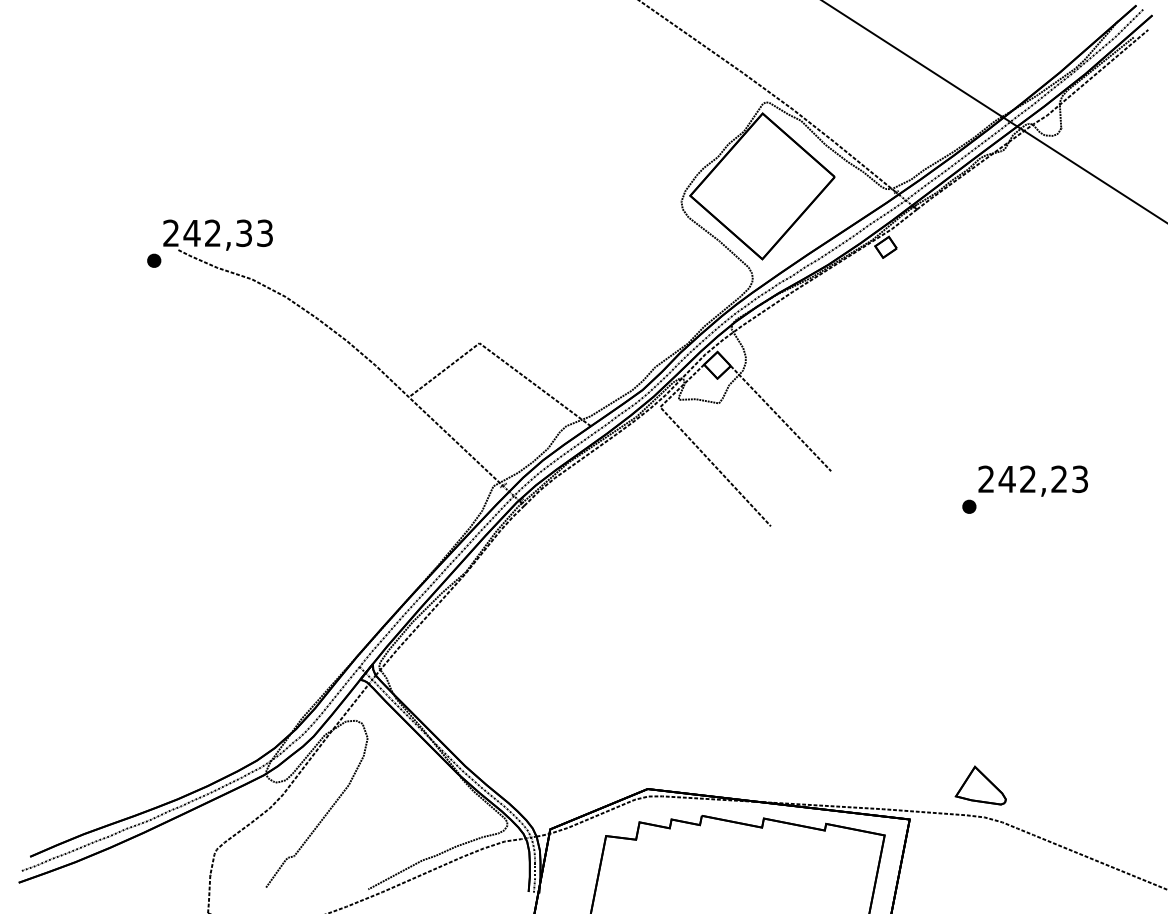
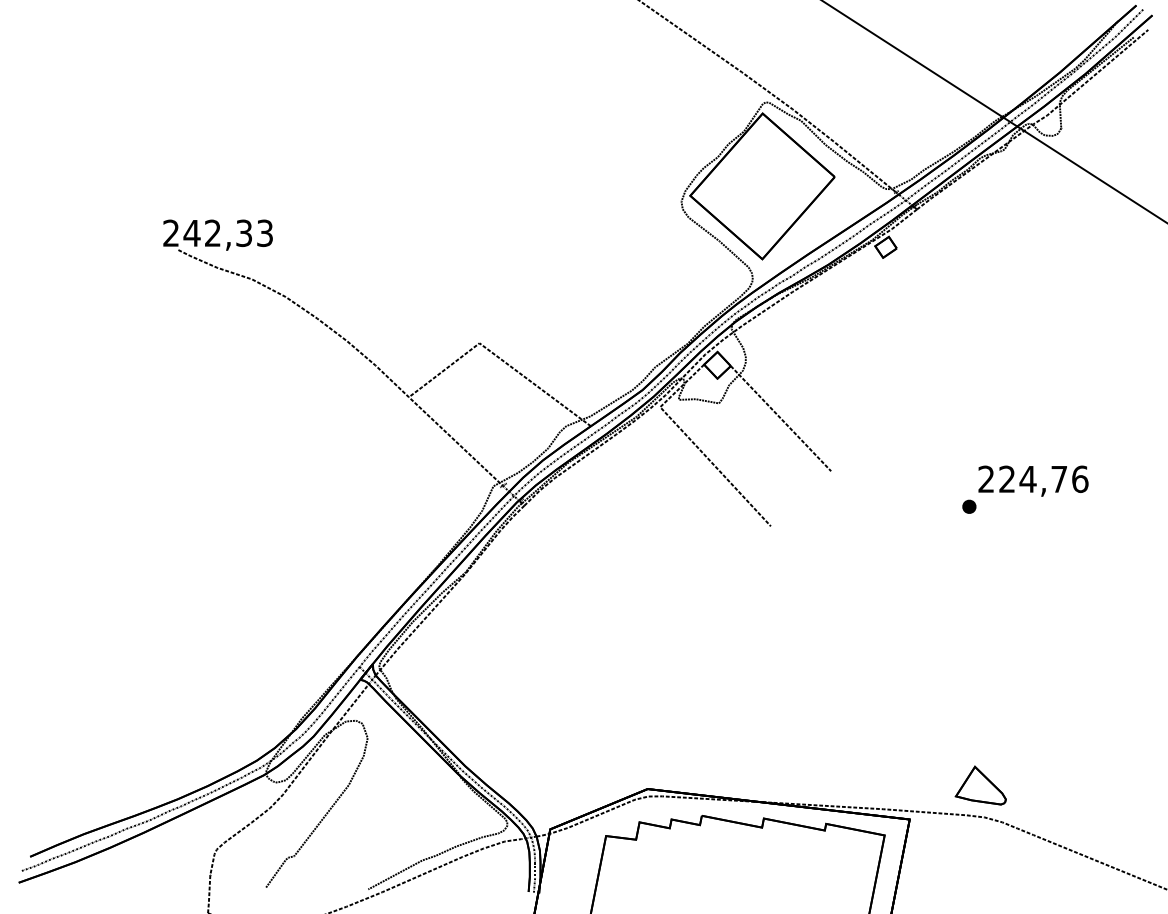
part: present -> none (154, 260)
text: 242,23 -> 224,76 (1043, 479)
